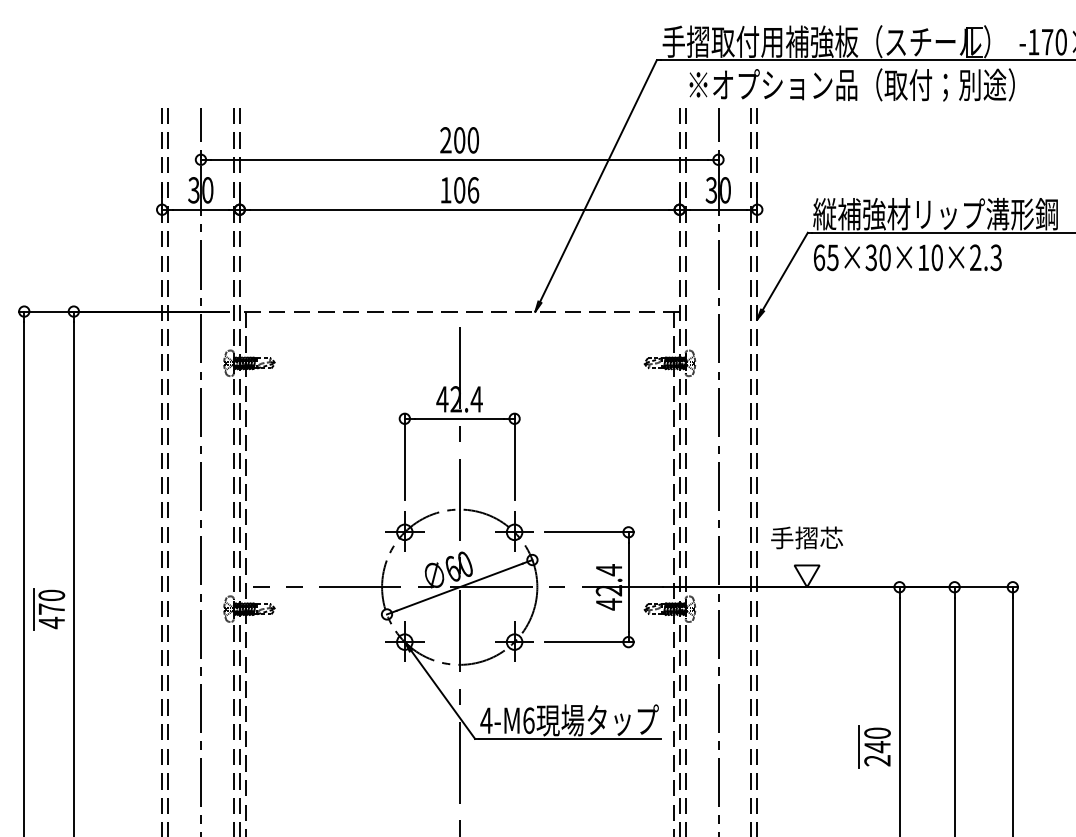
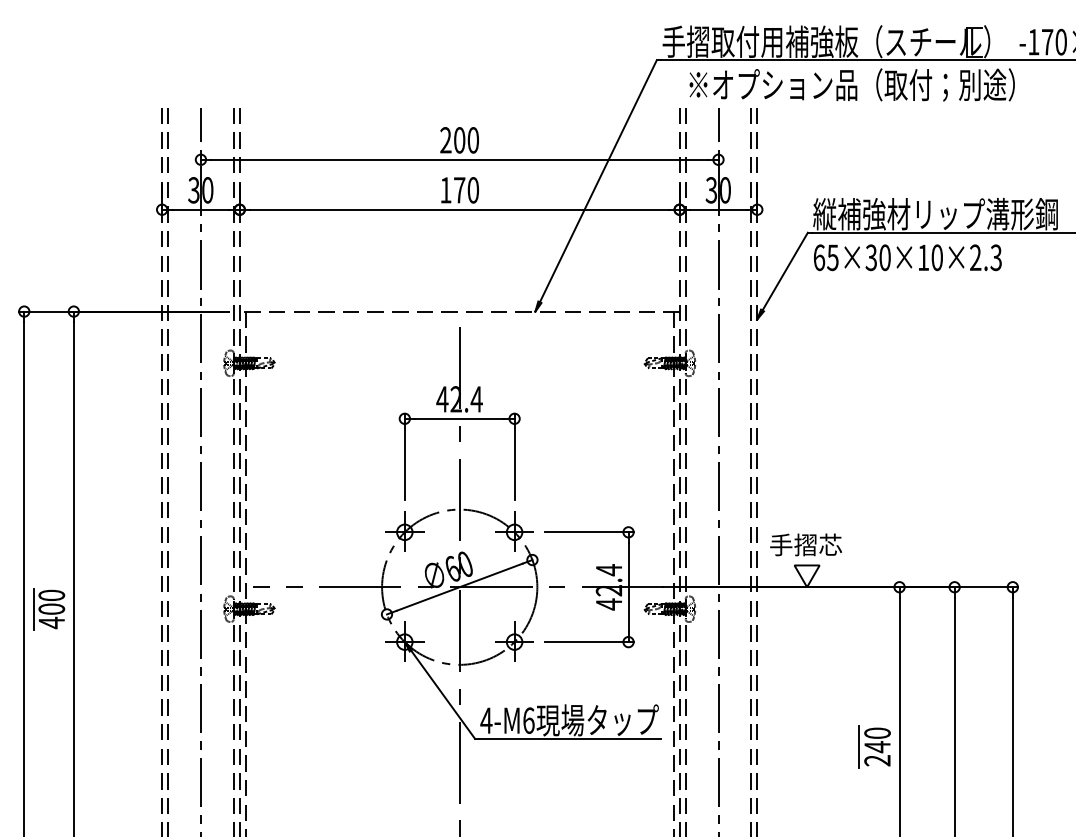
text: 106 -> 170 (466, 190)
text position: (807, 537) -> (806, 544) (806, 544)
text: 470 -> 400 (51, 608)
